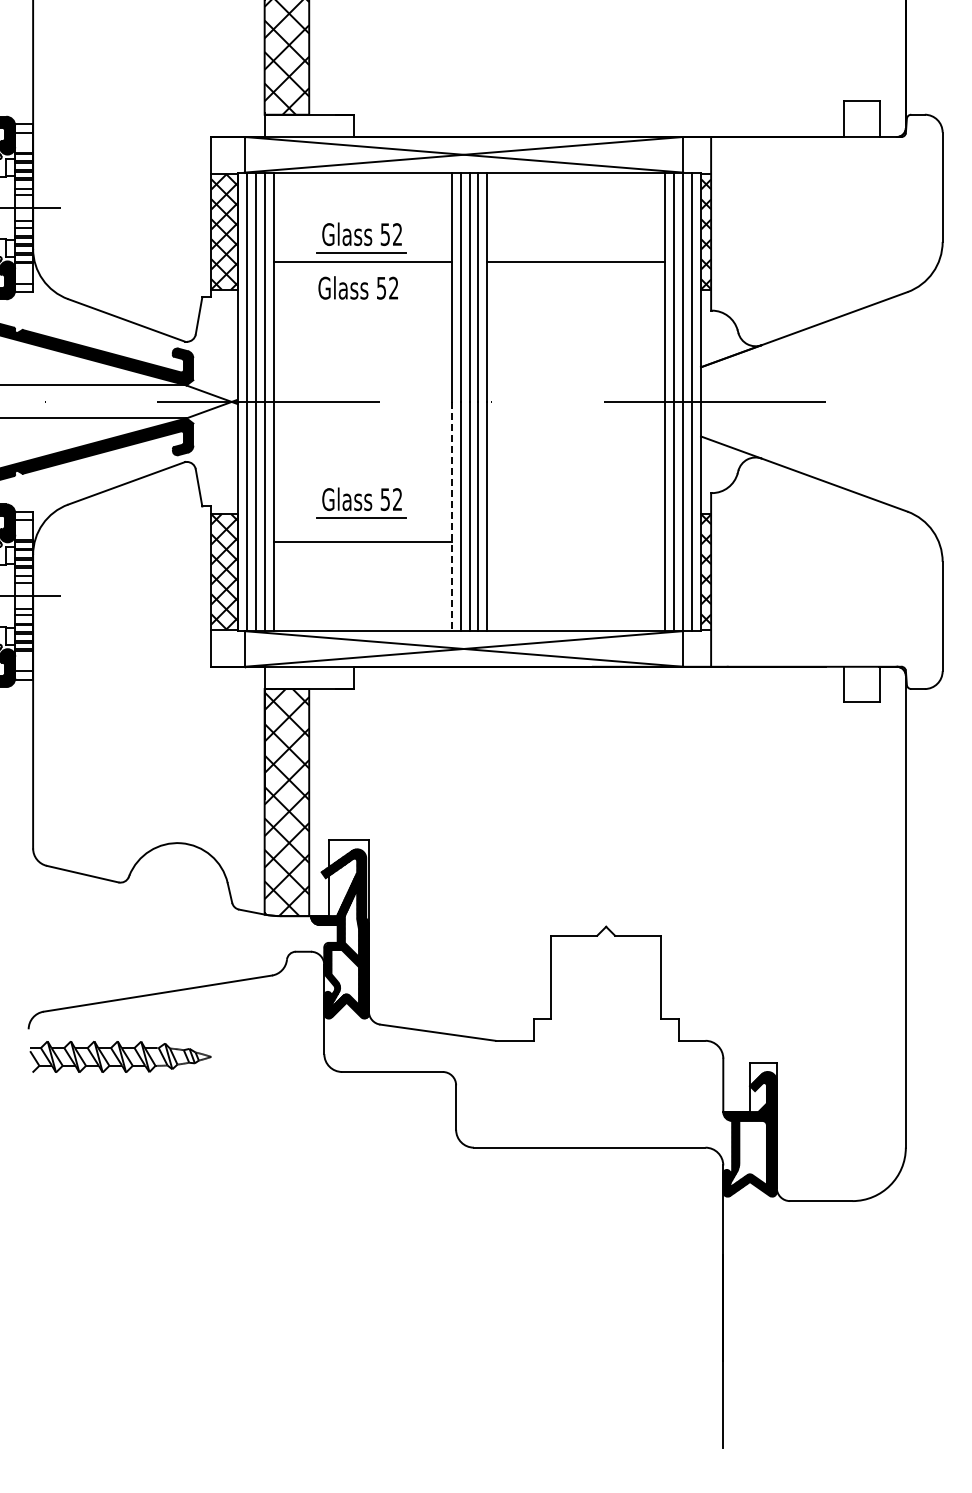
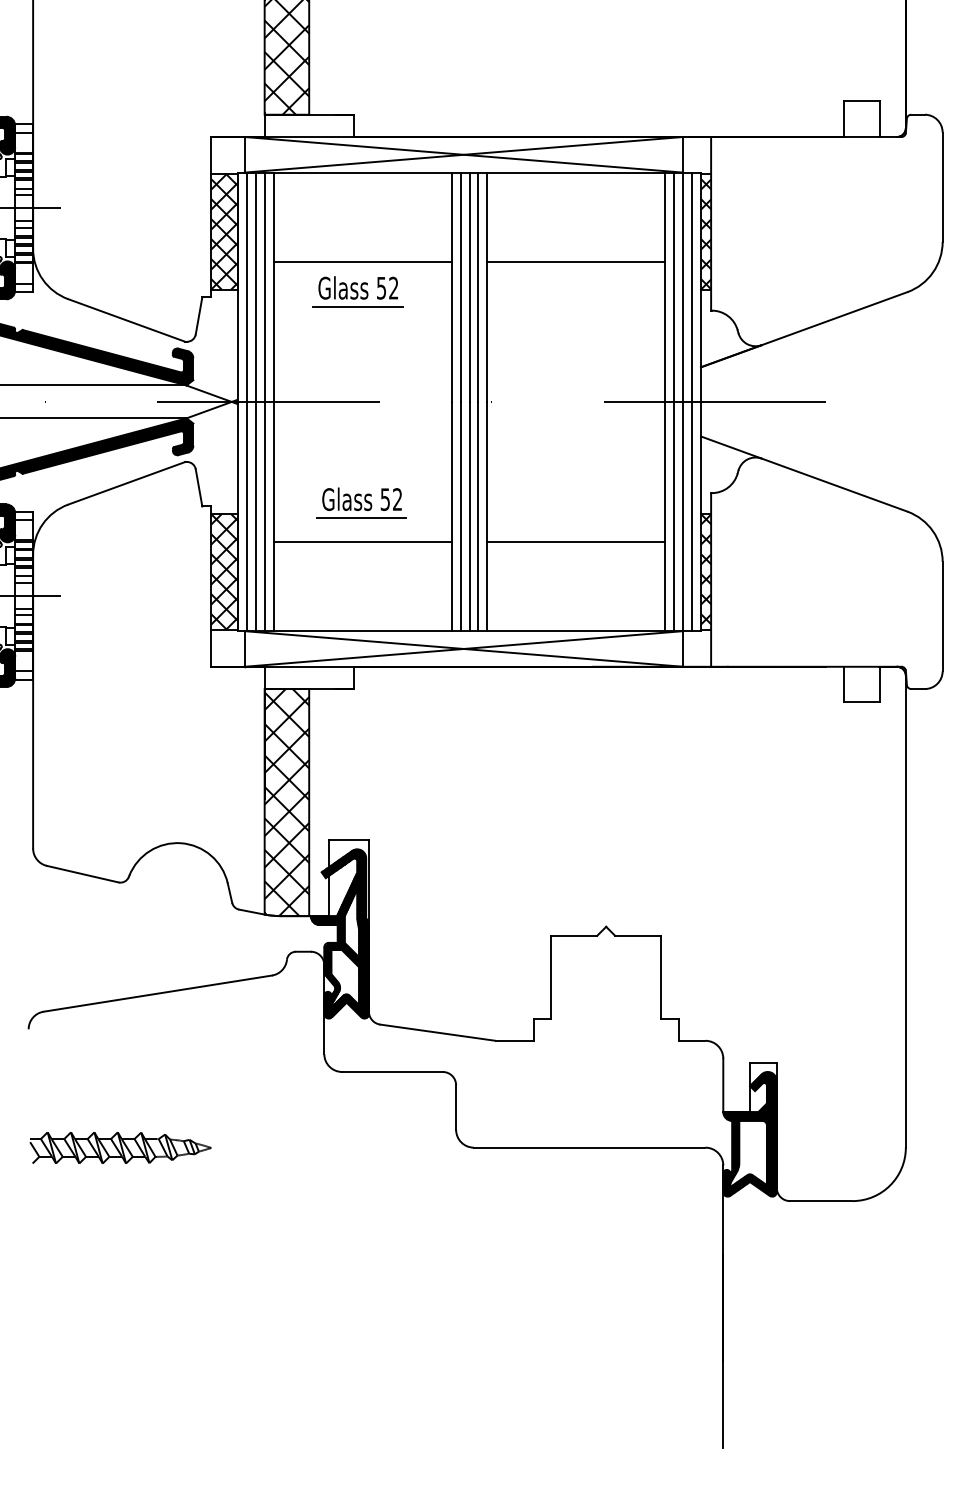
part: present -> none (361, 237)
line: none -> present (357, 306)
line: dashed -> solid (451, 516)
line: none -> present (576, 542)
part position: (120, 1056) -> (120, 1147) (120, 1147)
